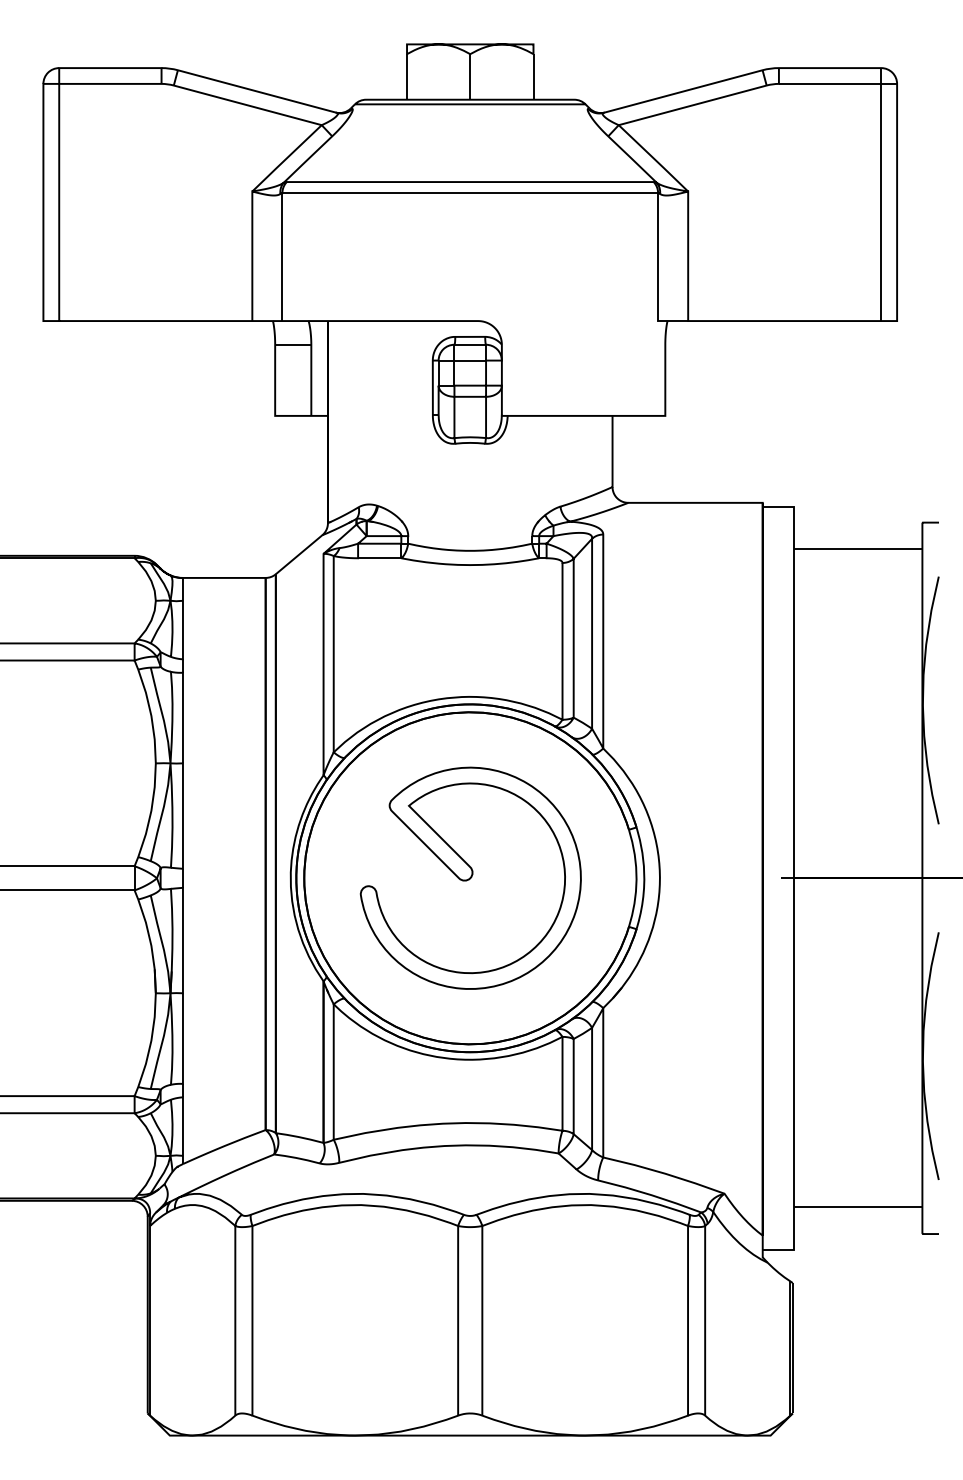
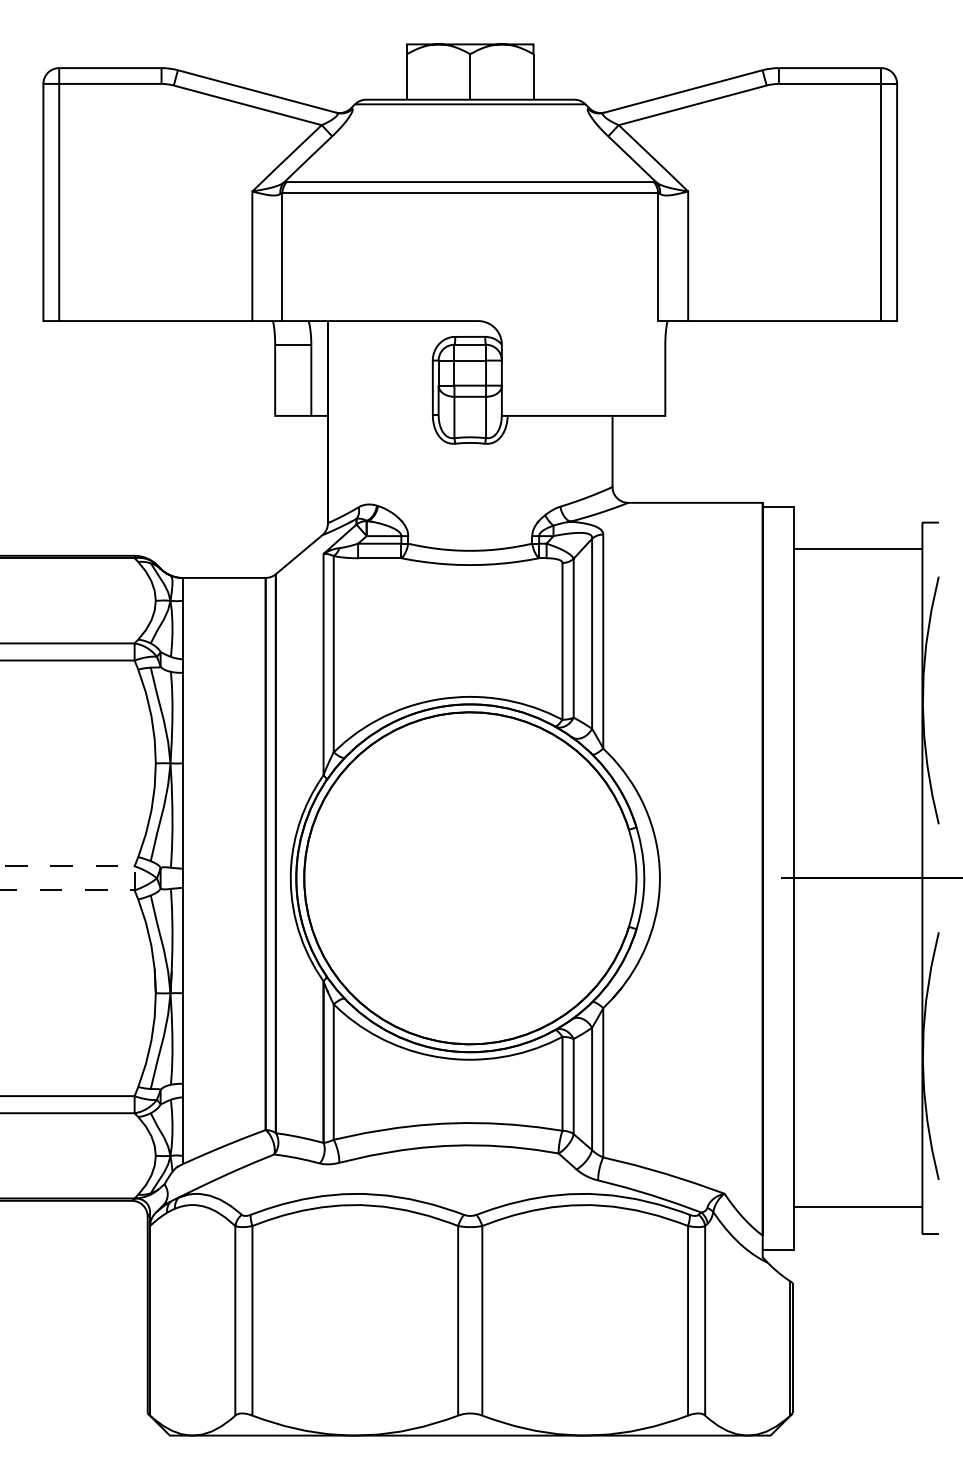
part: present -> none (470, 877)
line: solid -> dashed (134, 878)
